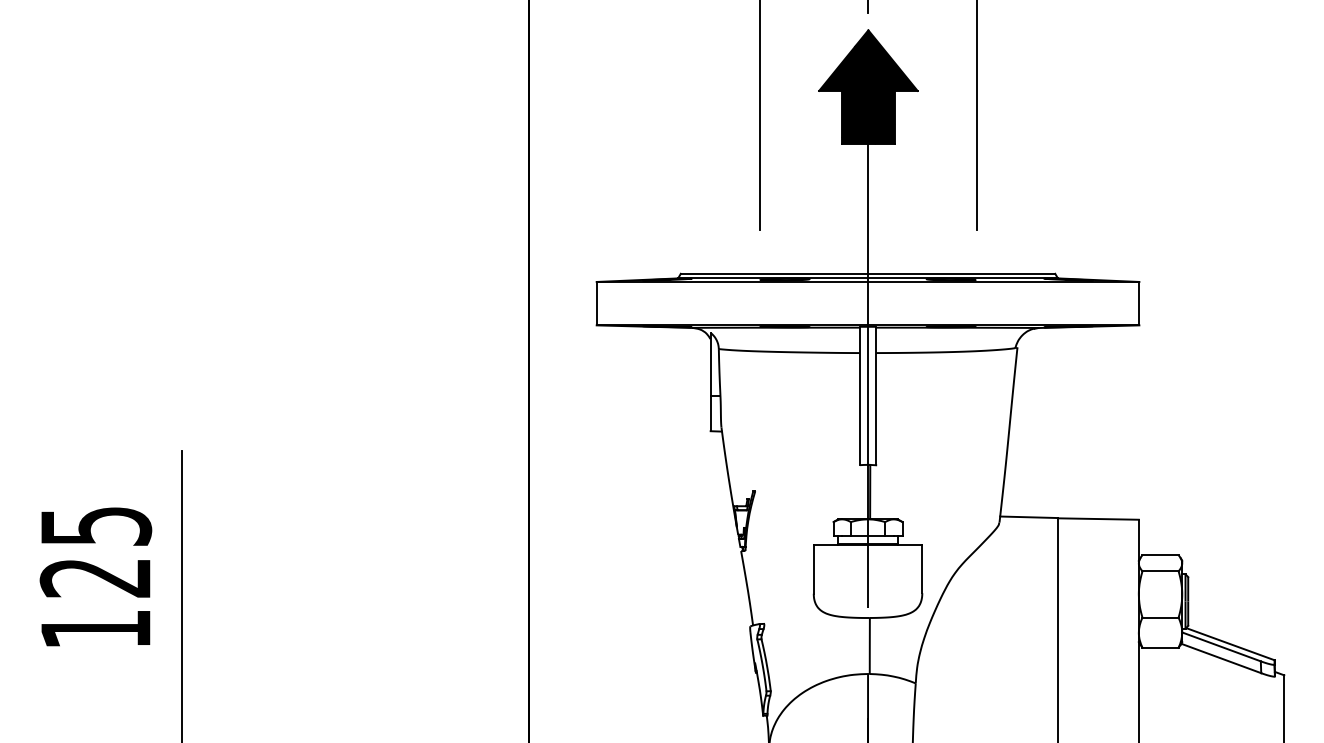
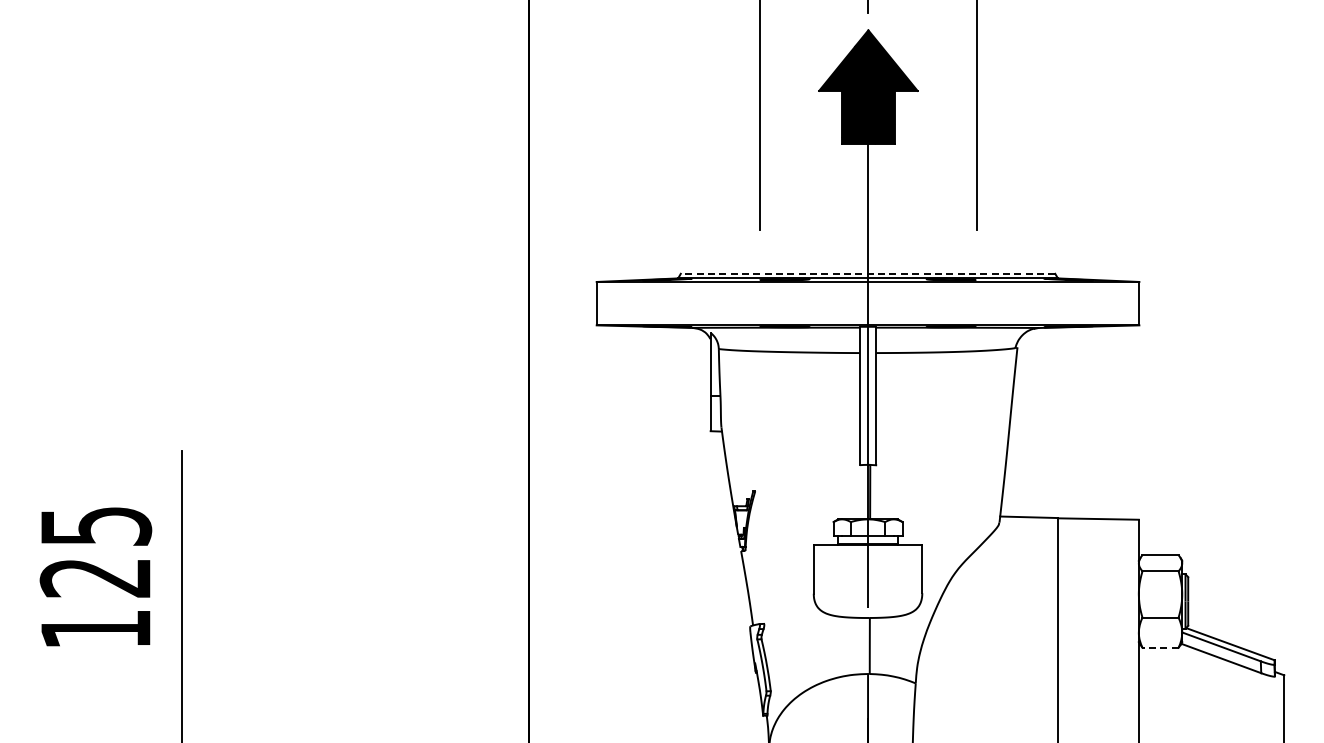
line: solid -> dashed (867, 273)
line: solid -> dashed (1160, 647)
